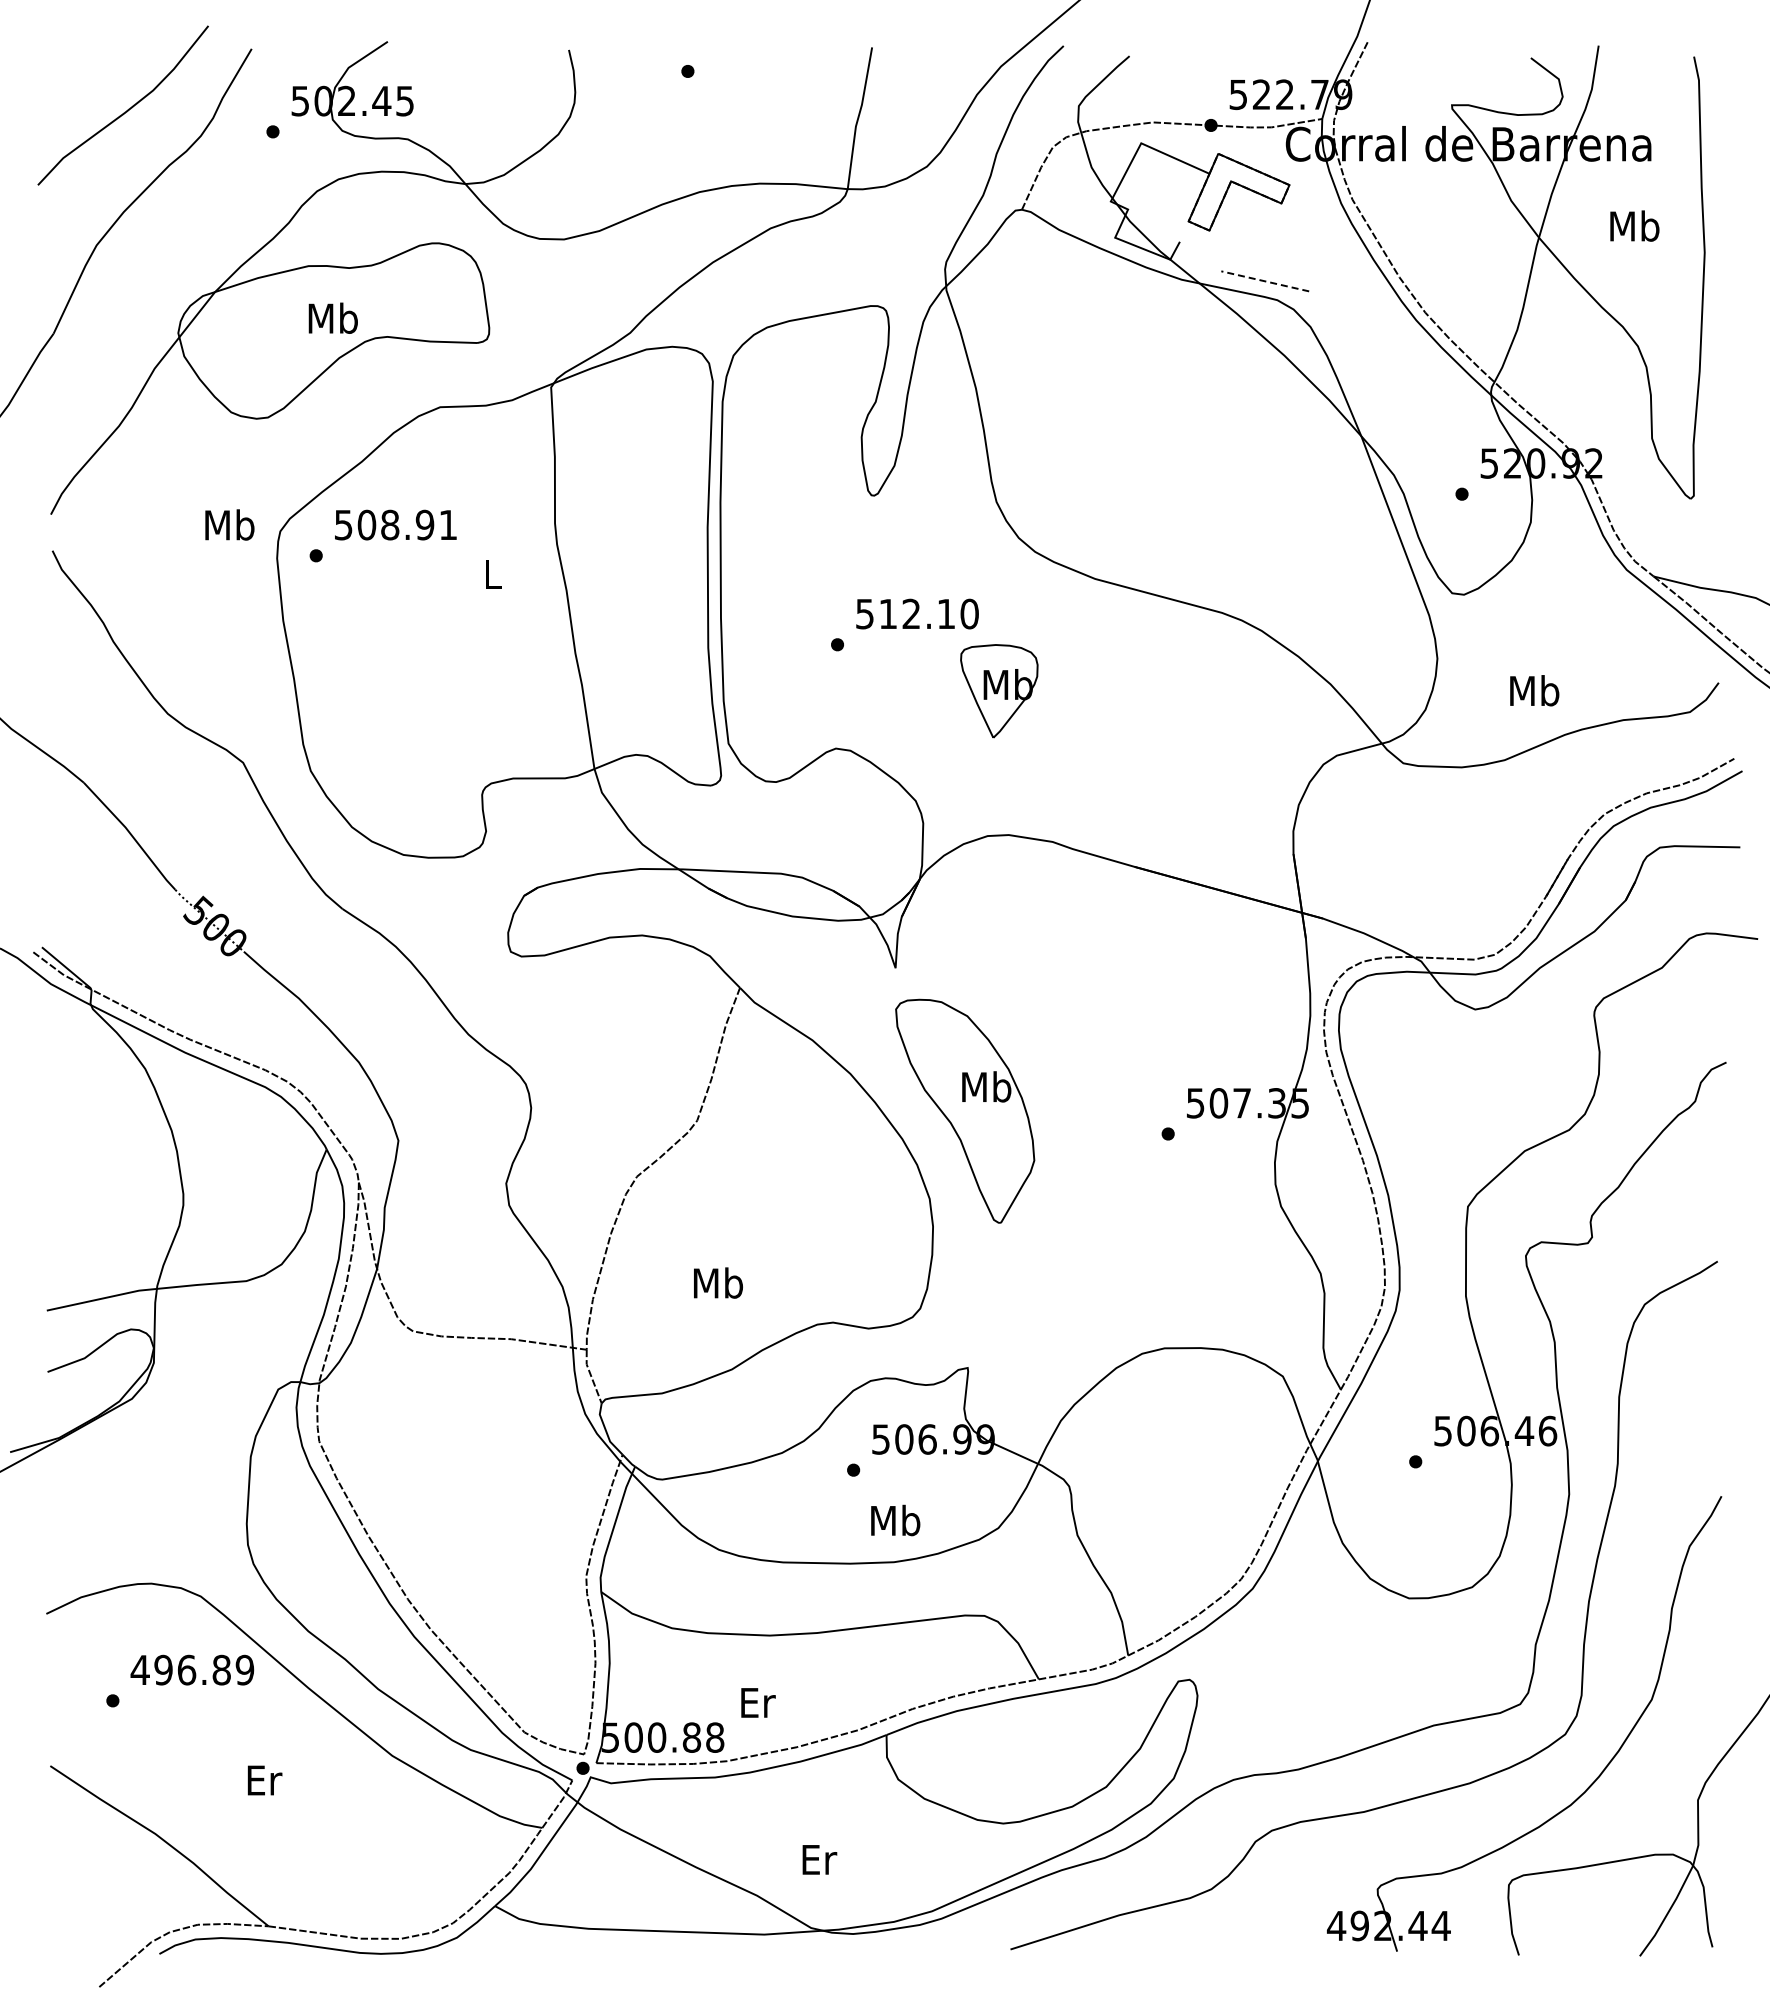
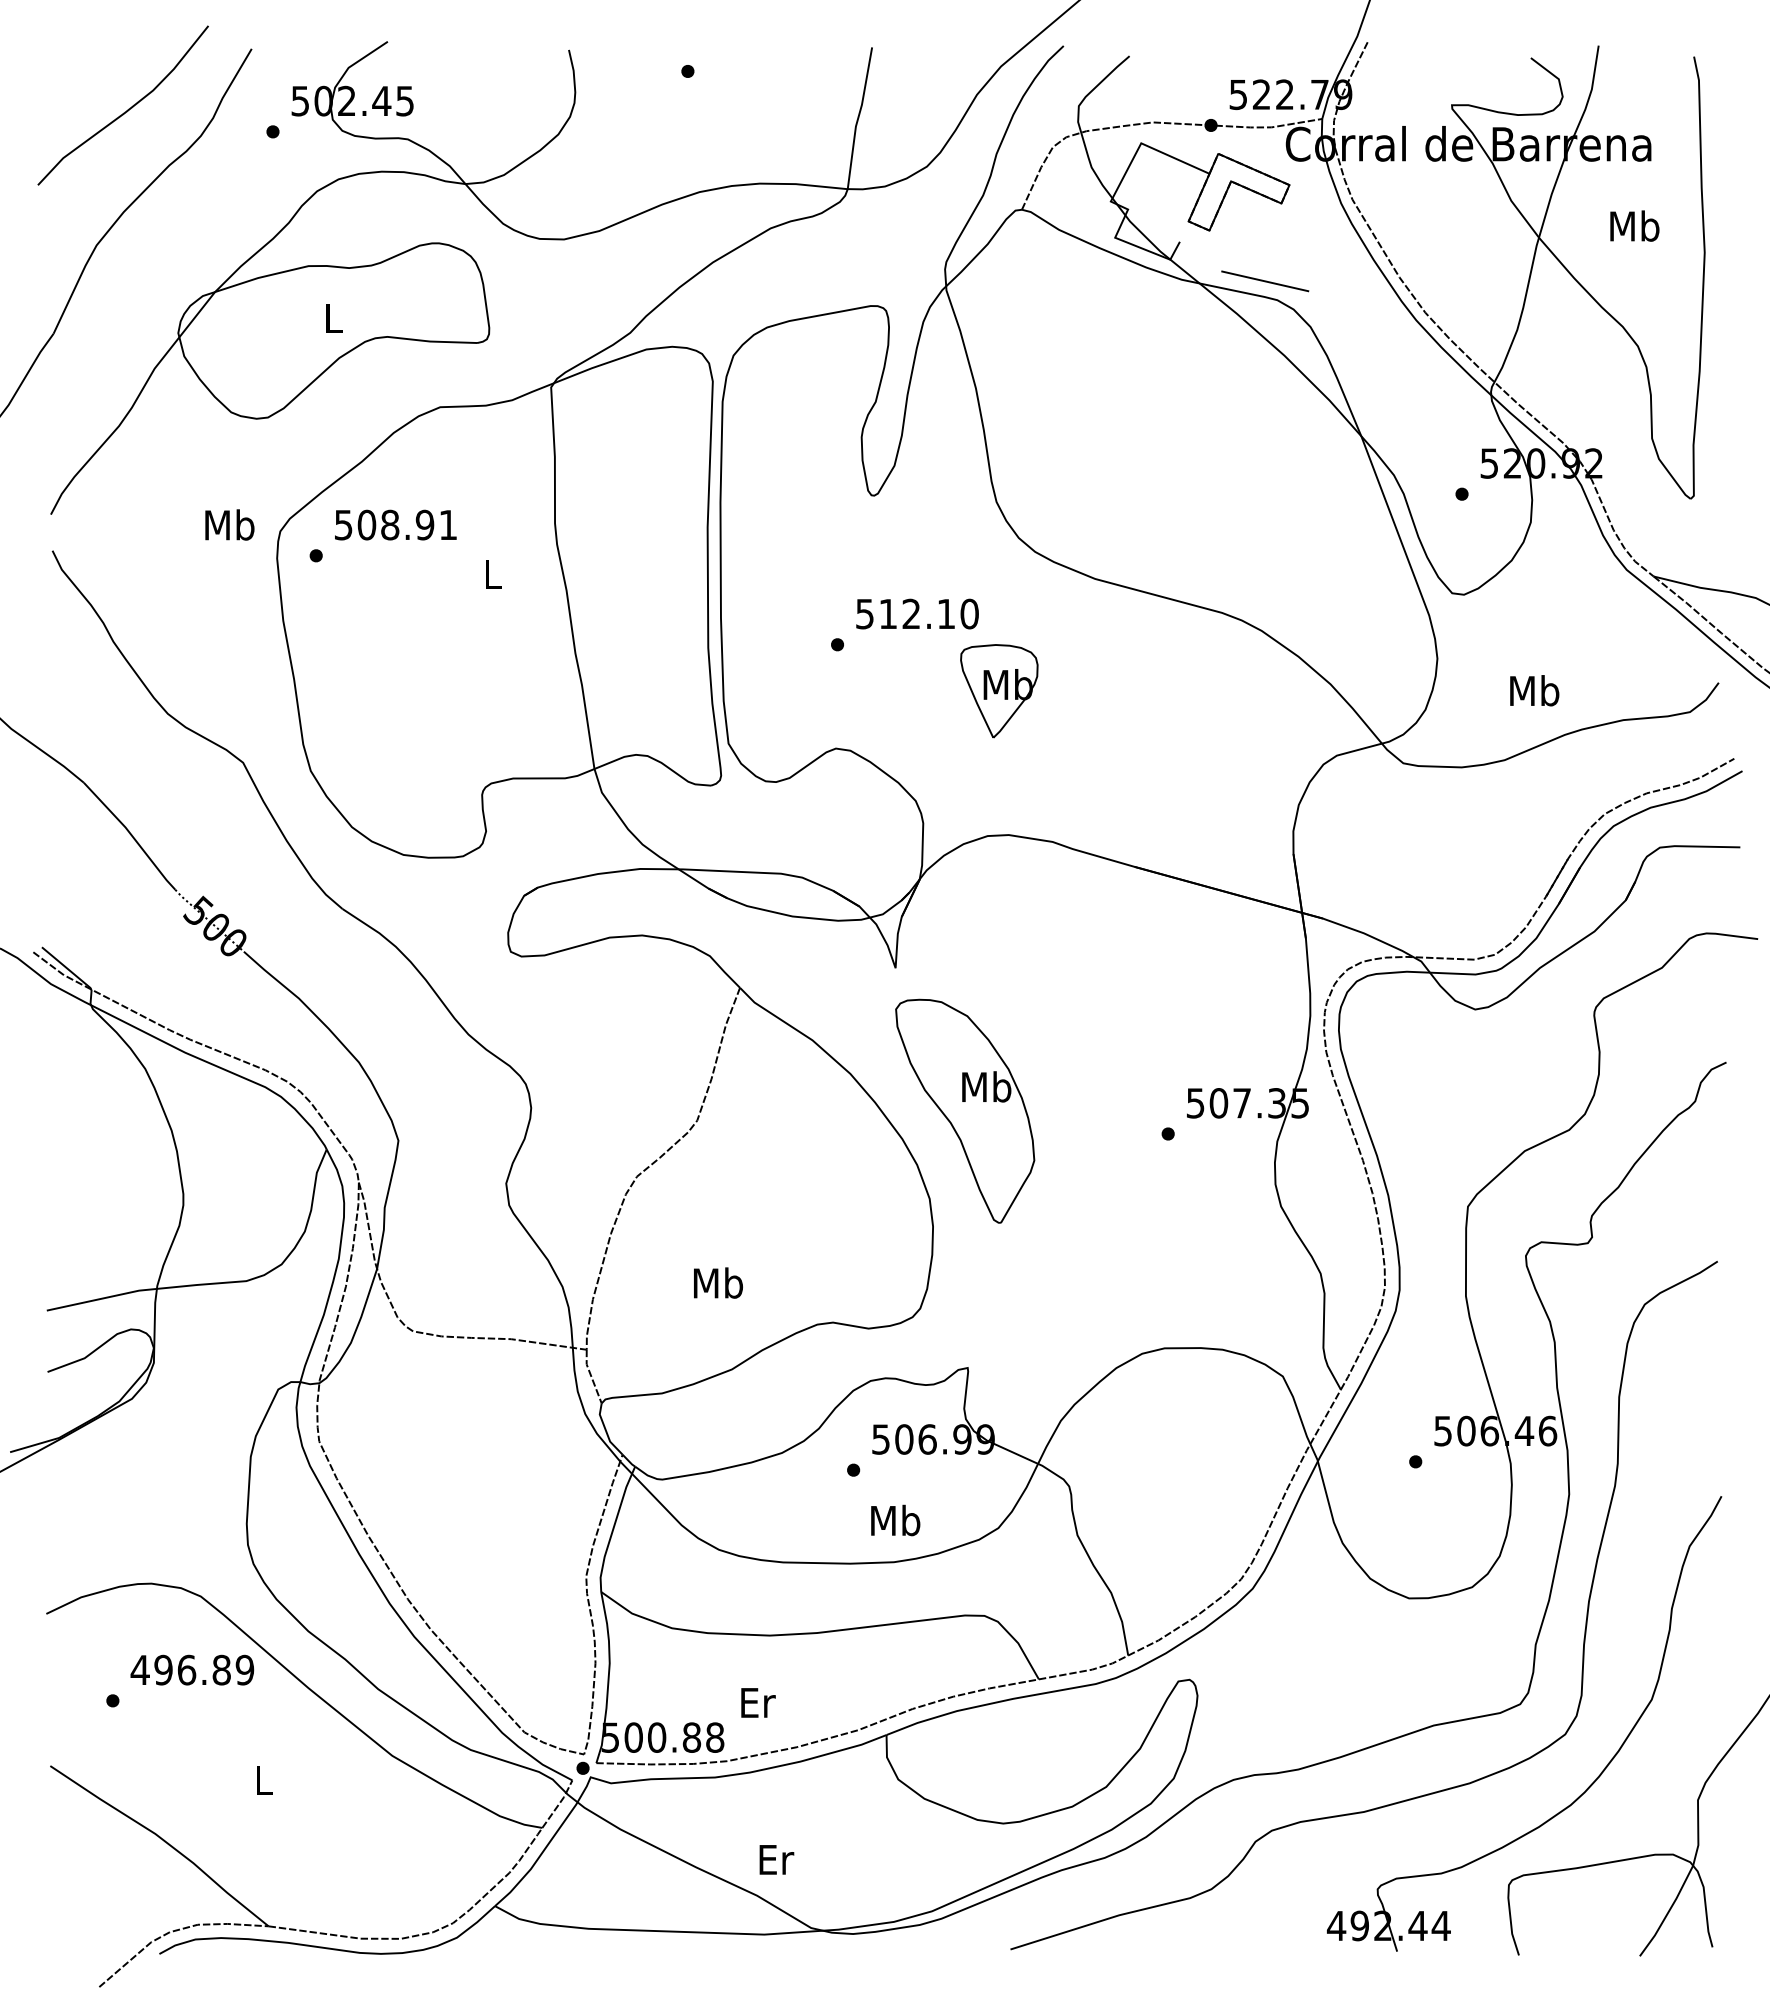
line: dashed -> solid (1264, 281)
text: Mb -> L (332, 317)
text: Er -> L (264, 1780)
text position: (819, 1859) -> (776, 1859) (776, 1859)
